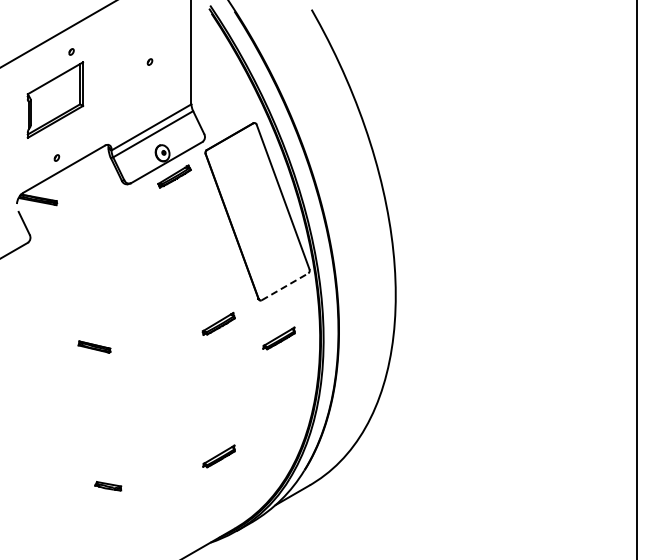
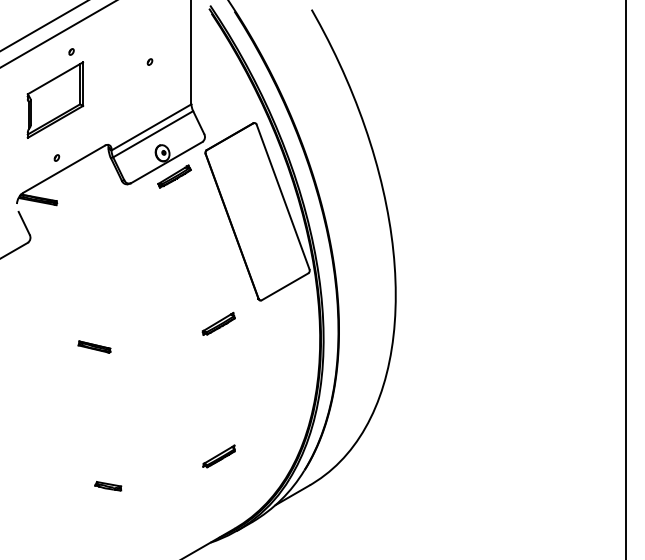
line: none -> present (43, 26)
line position: (636, 279) -> (625, 279) (625, 279)
line: dashed -> solid (285, 286)
part: present -> none (278, 338)
